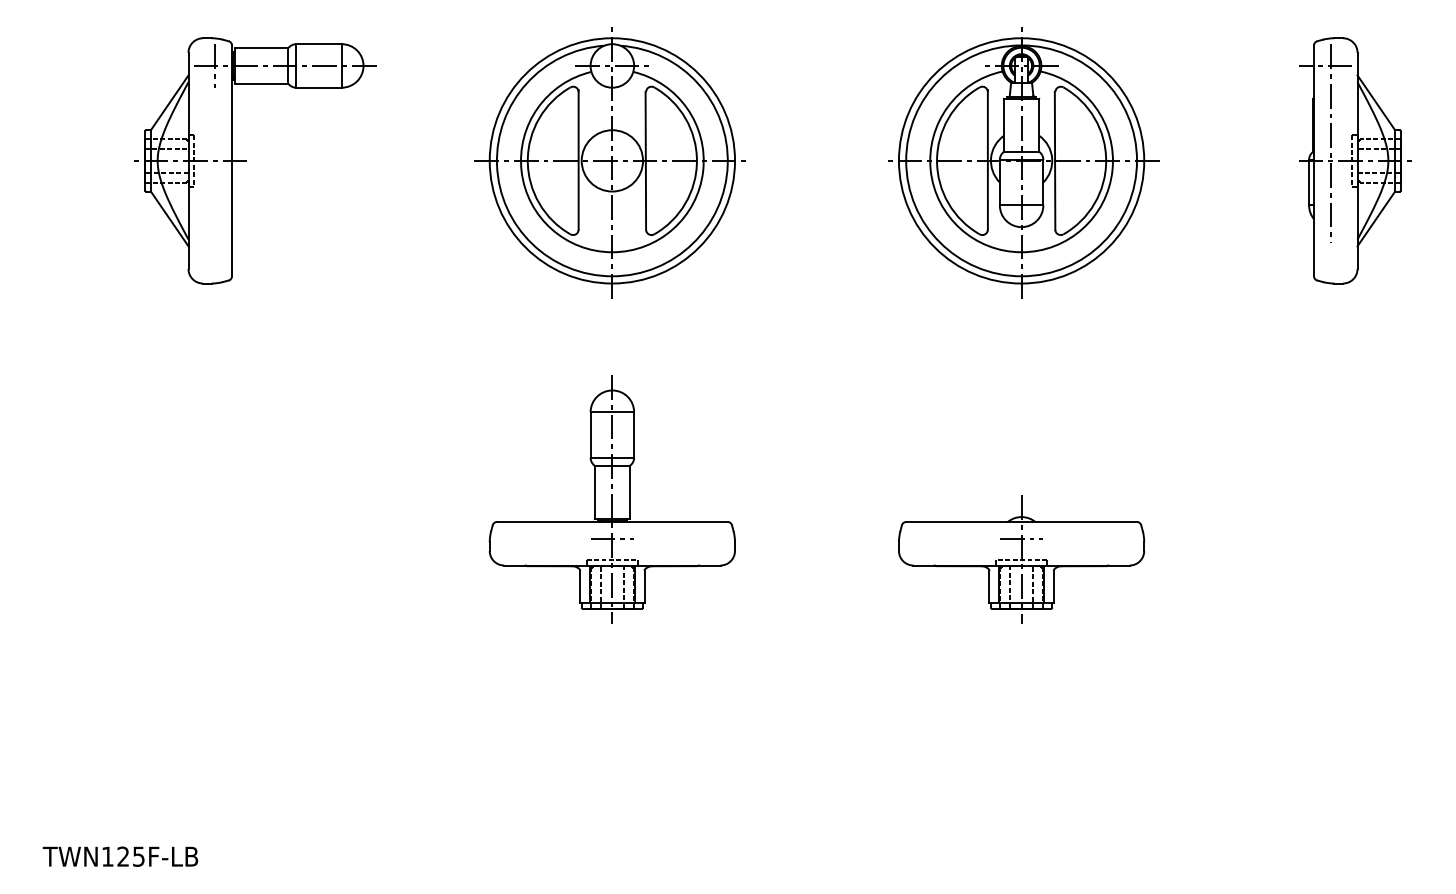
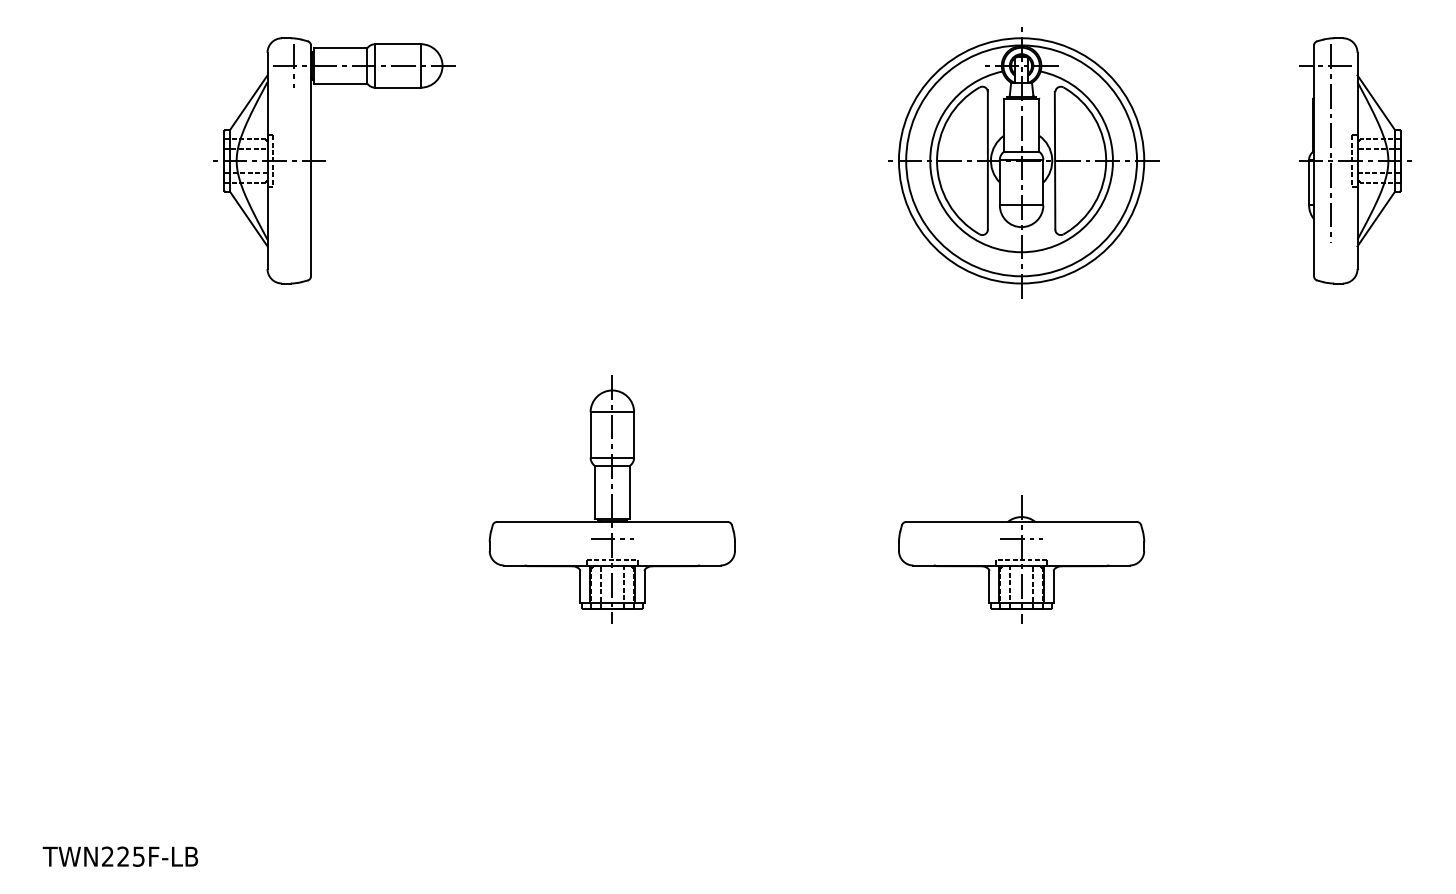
part position: (246, 160) -> (325, 160) (325, 160)
part: present -> none (609, 162)
text: TWN125F-LB -> TWN225F-LB (107, 856)
